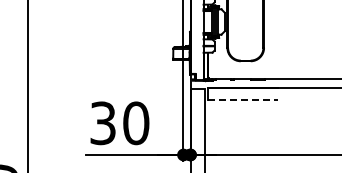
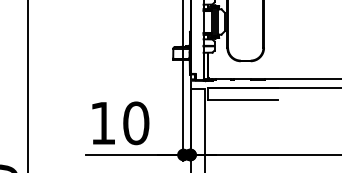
line: dashed -> solid (243, 99)
text: 30 -> 10 (102, 123)
